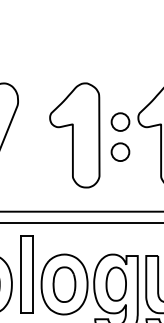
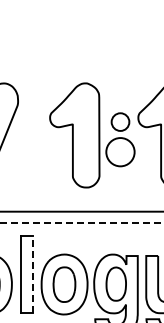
circle diameter: 18 px -> 28 px (120, 152)
line: solid -> dashed (82, 222)
line: solid -> dashed (32, 274)
